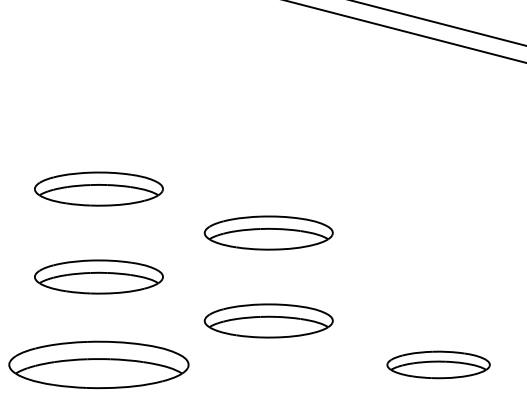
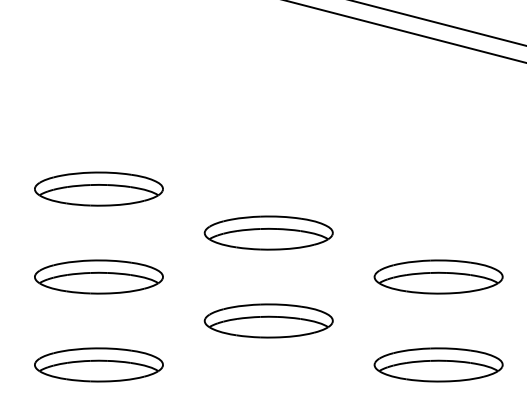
part: none -> present (438, 276)
part size: 182x50 px -> 130x36 px (98, 364)
part size: 105x30 px -> 131x36 px (438, 364)
